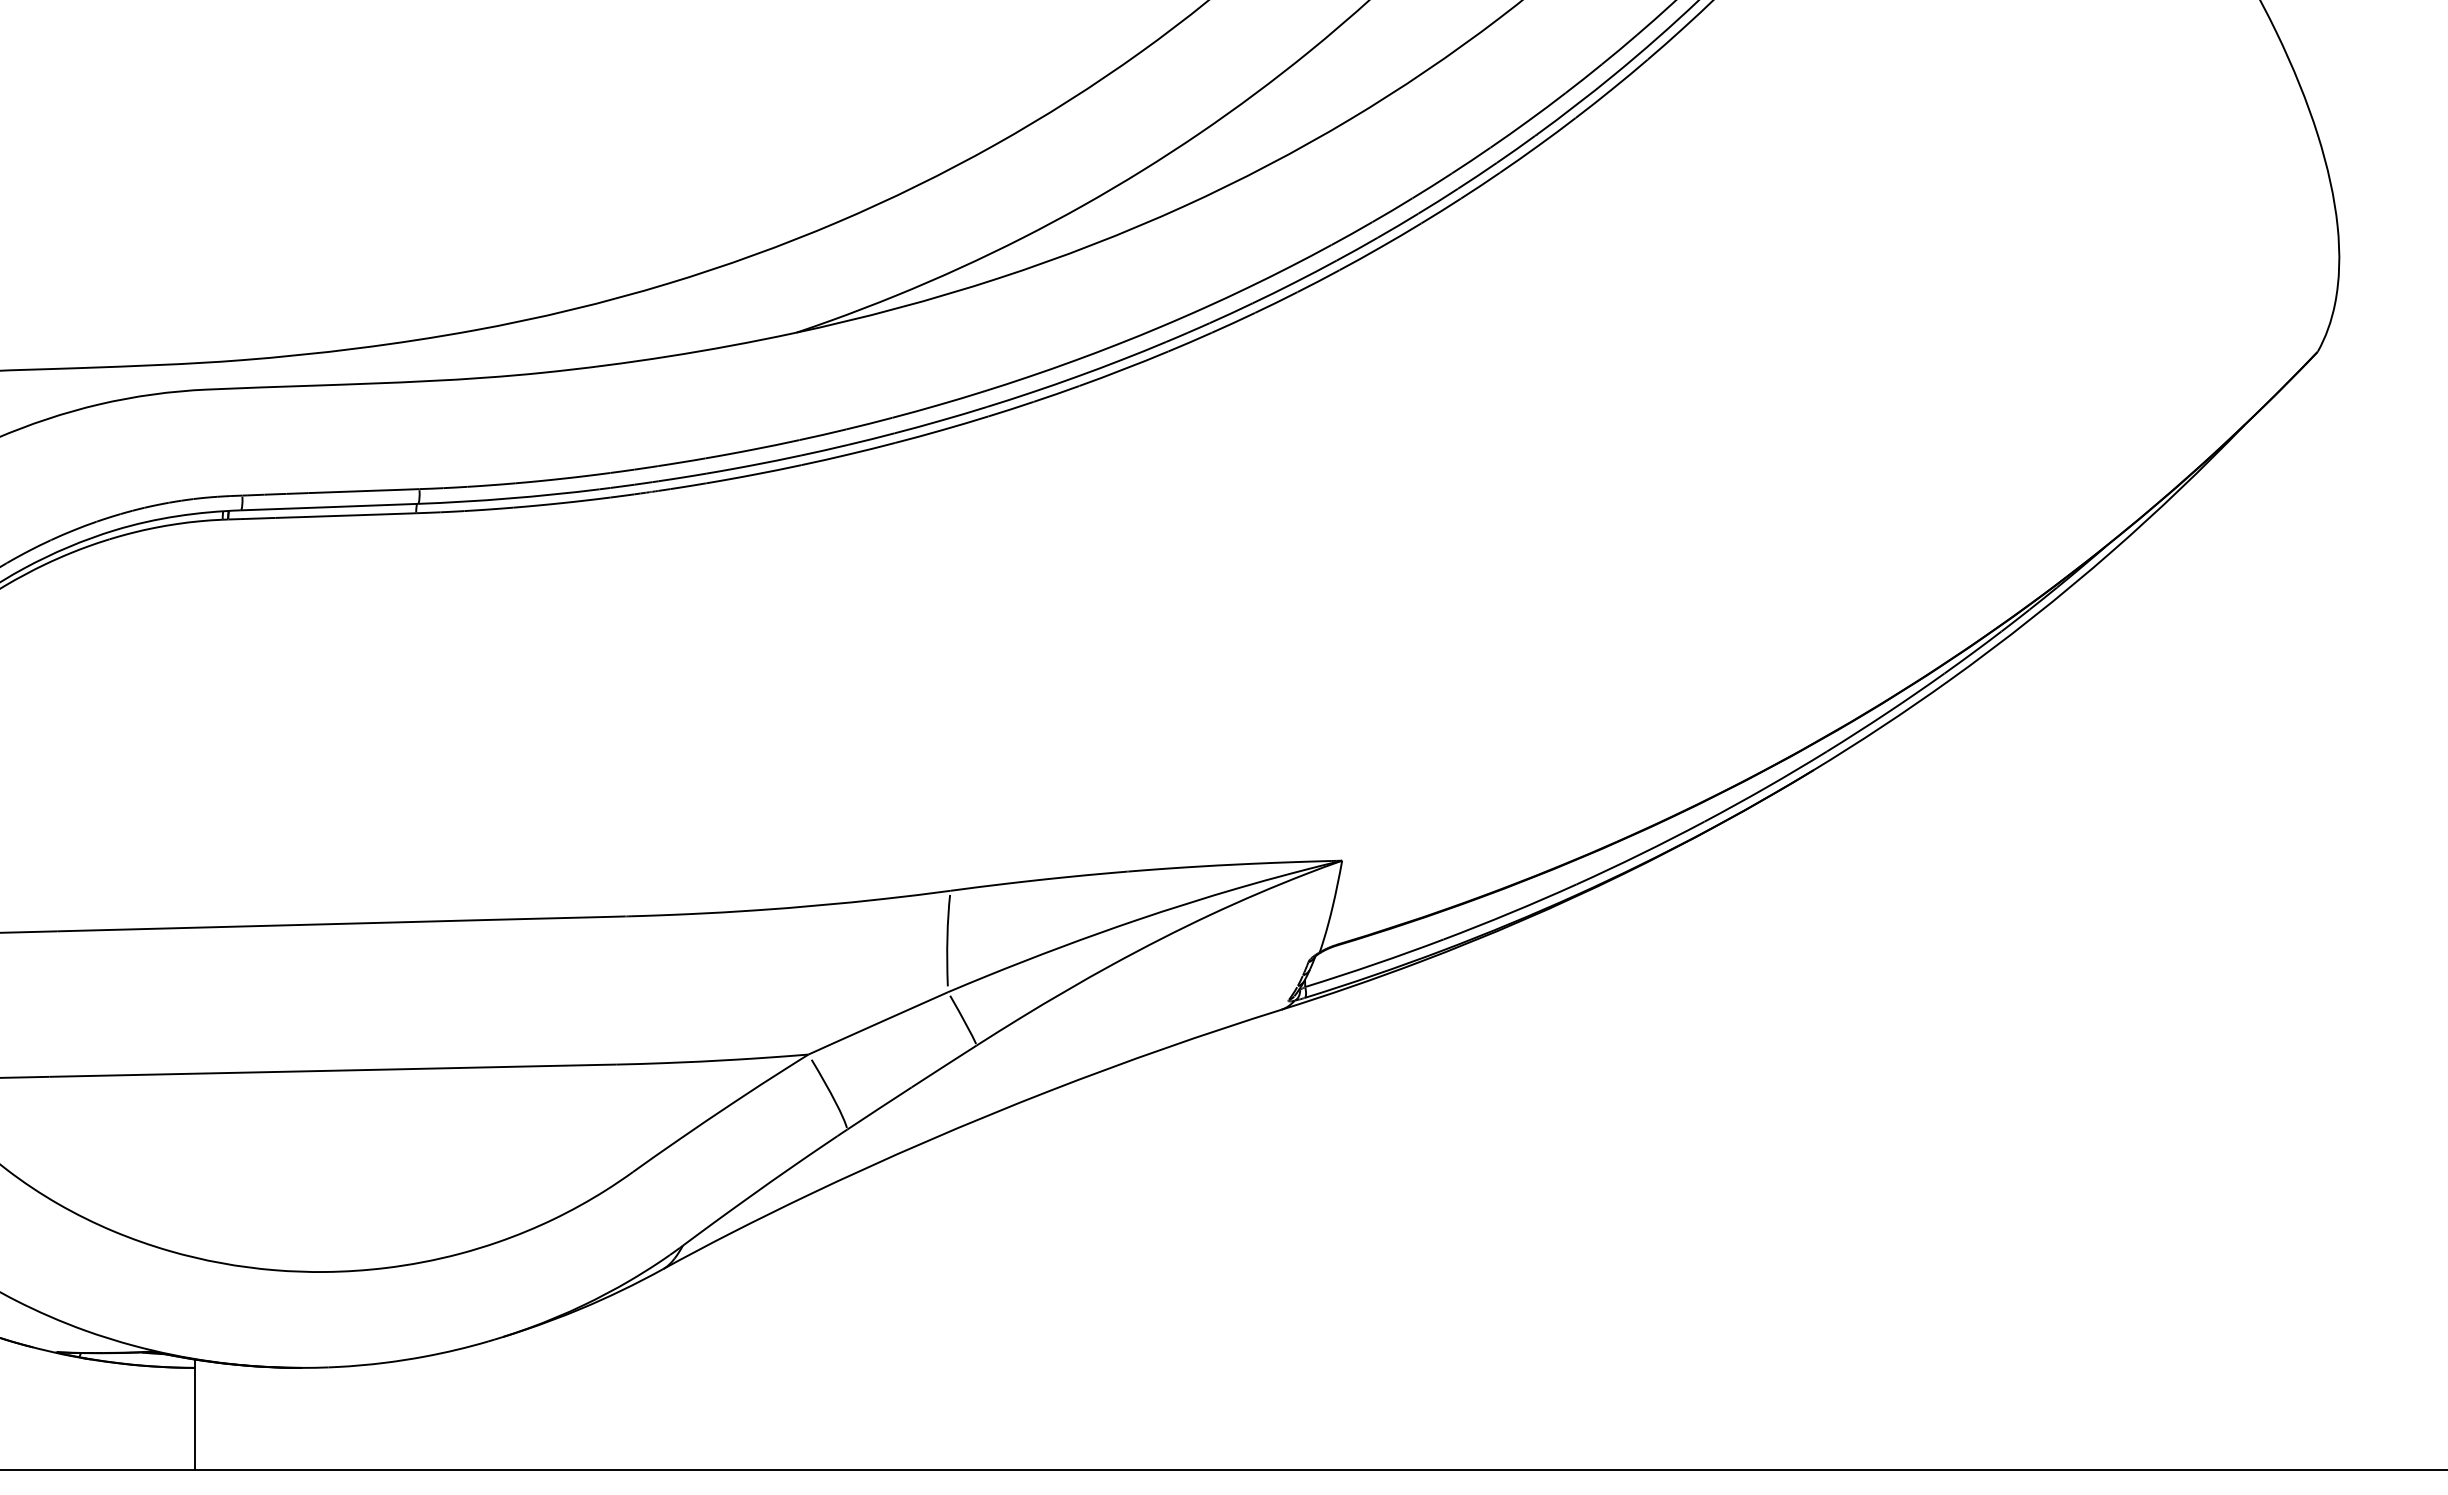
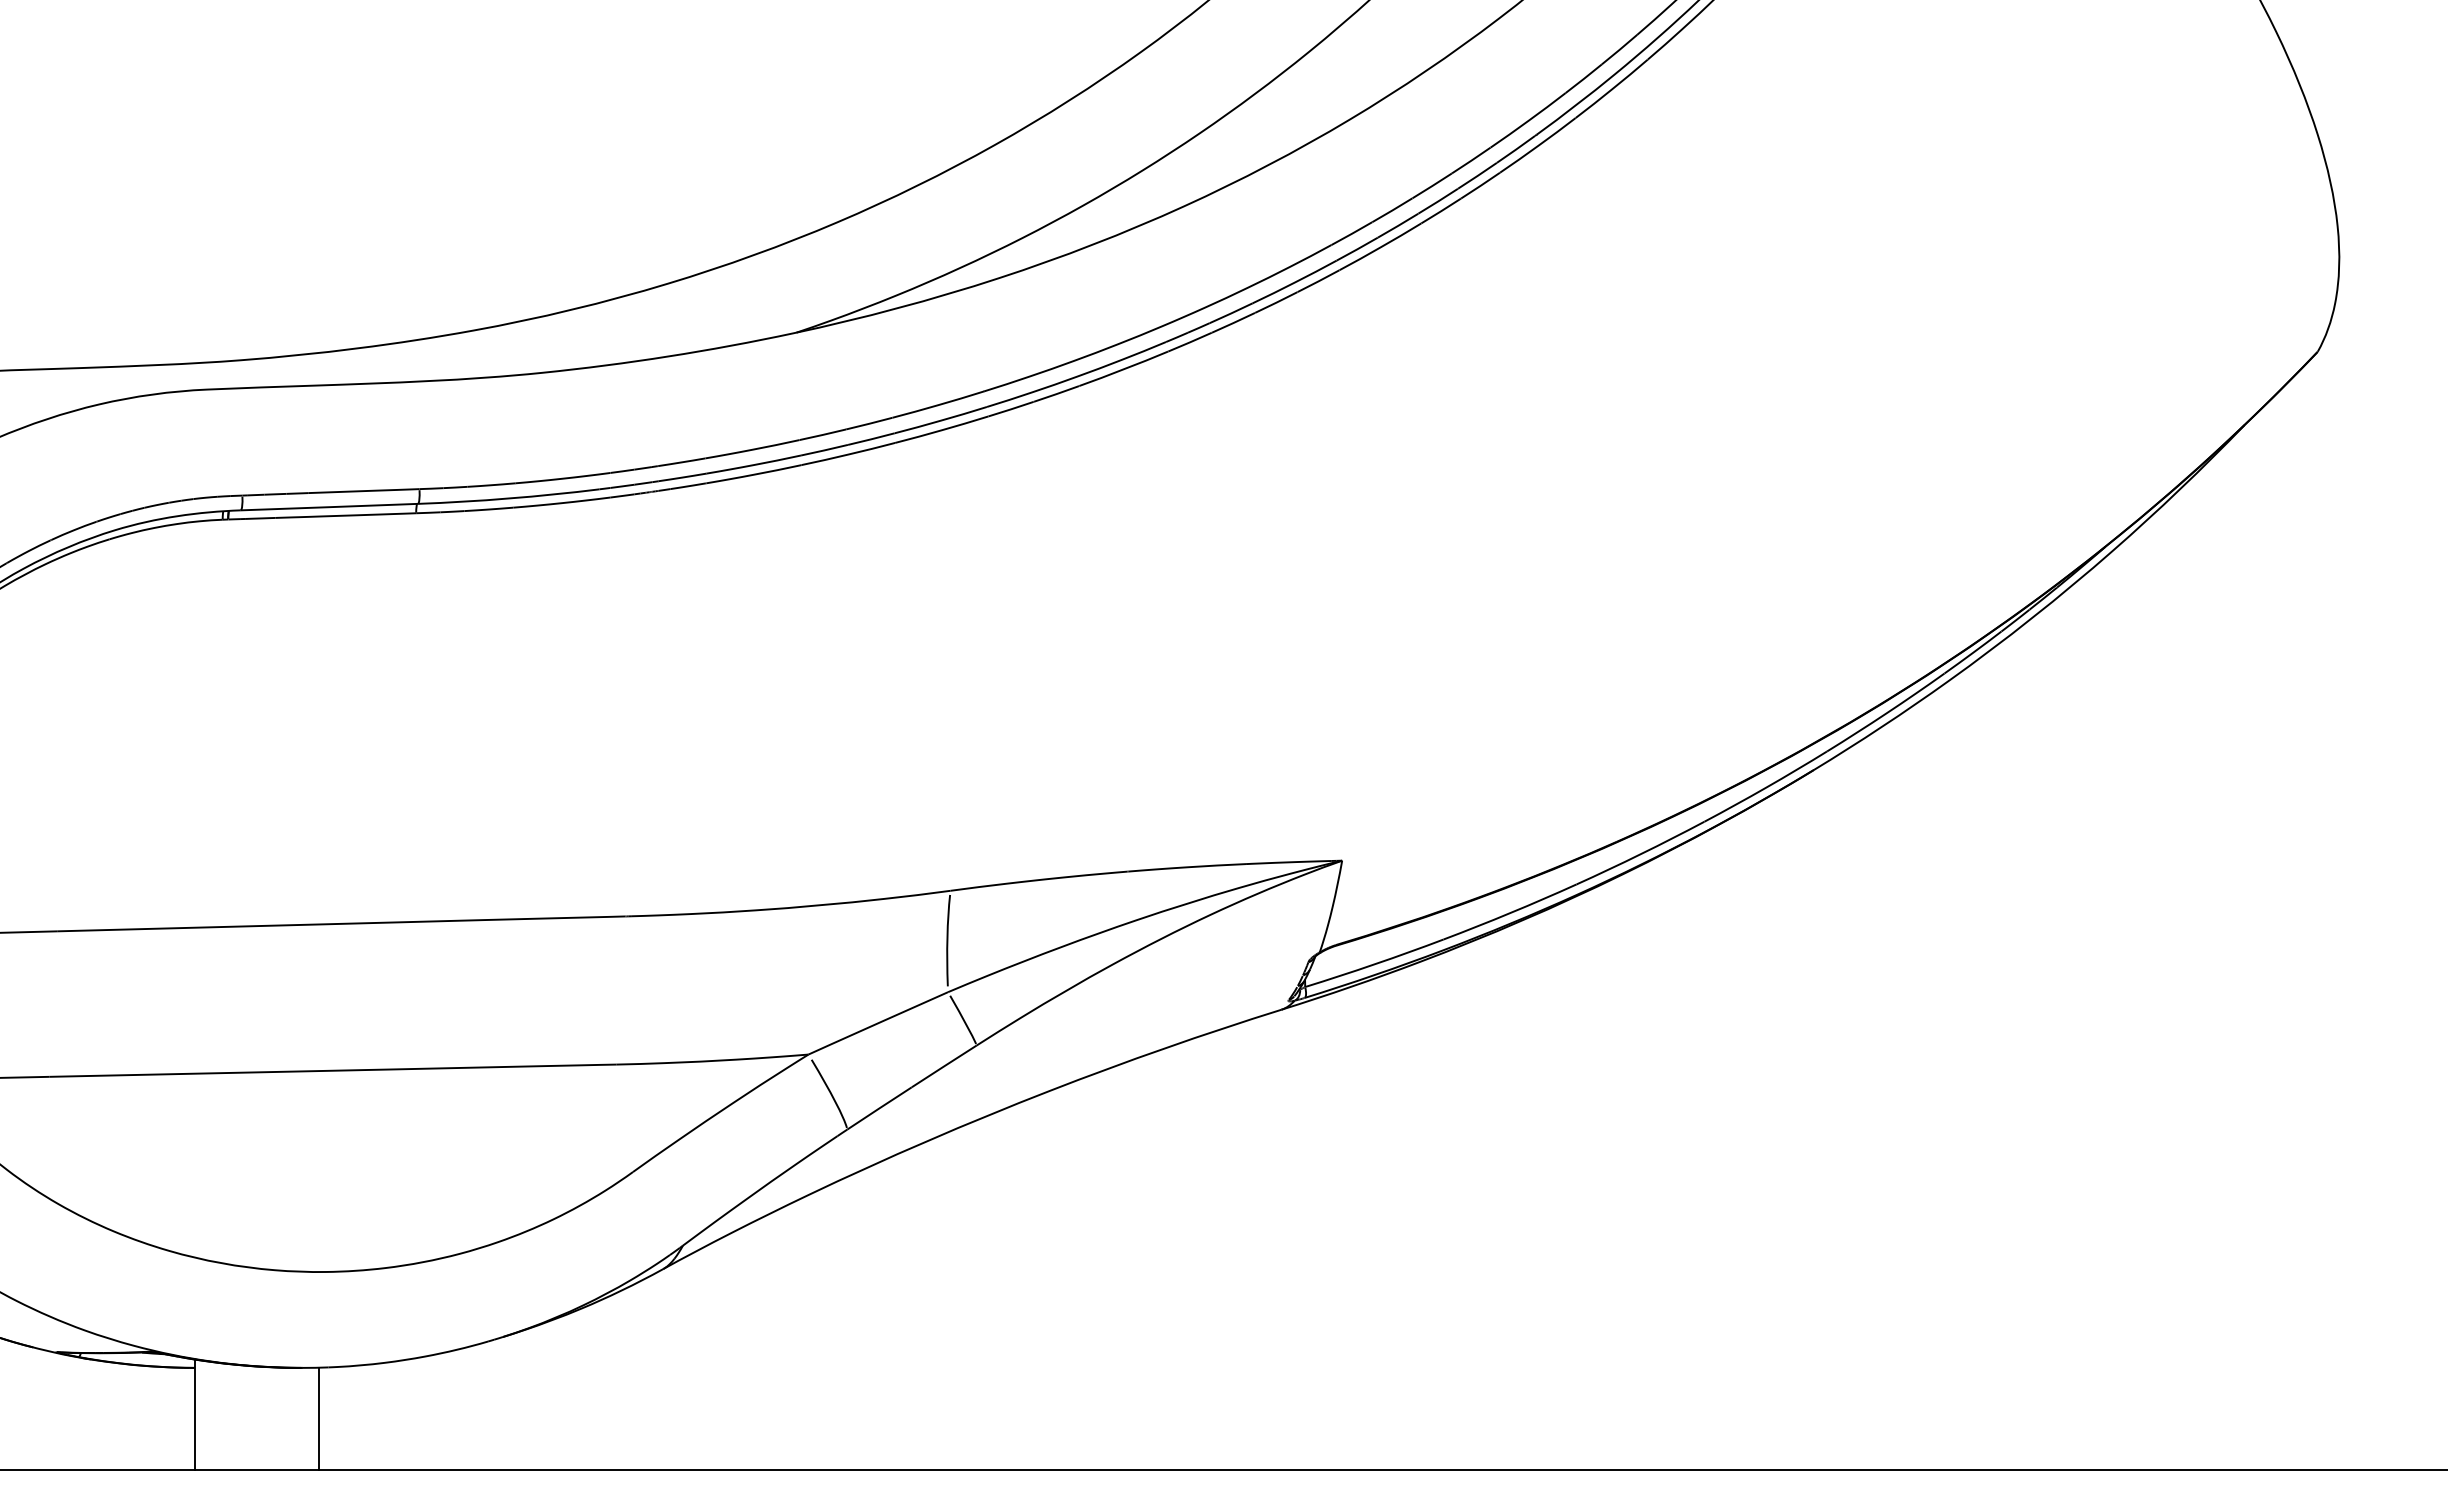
line: none -> present (318, 1418)
